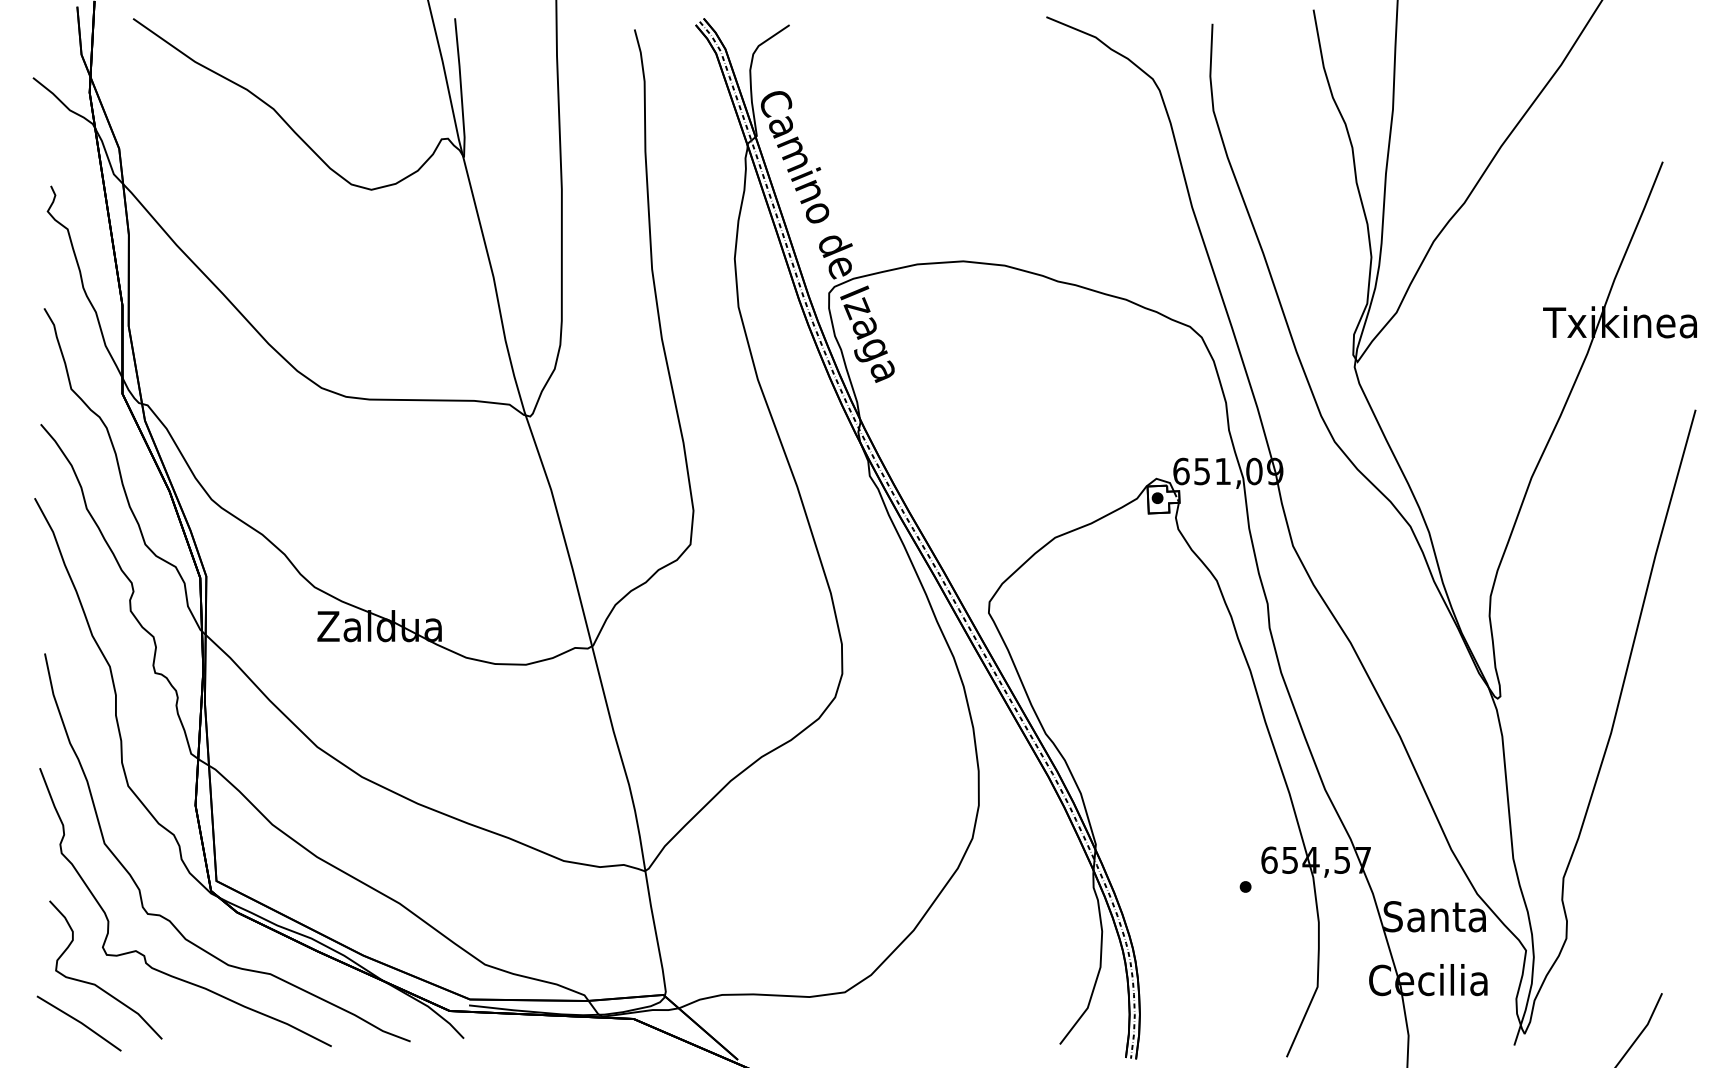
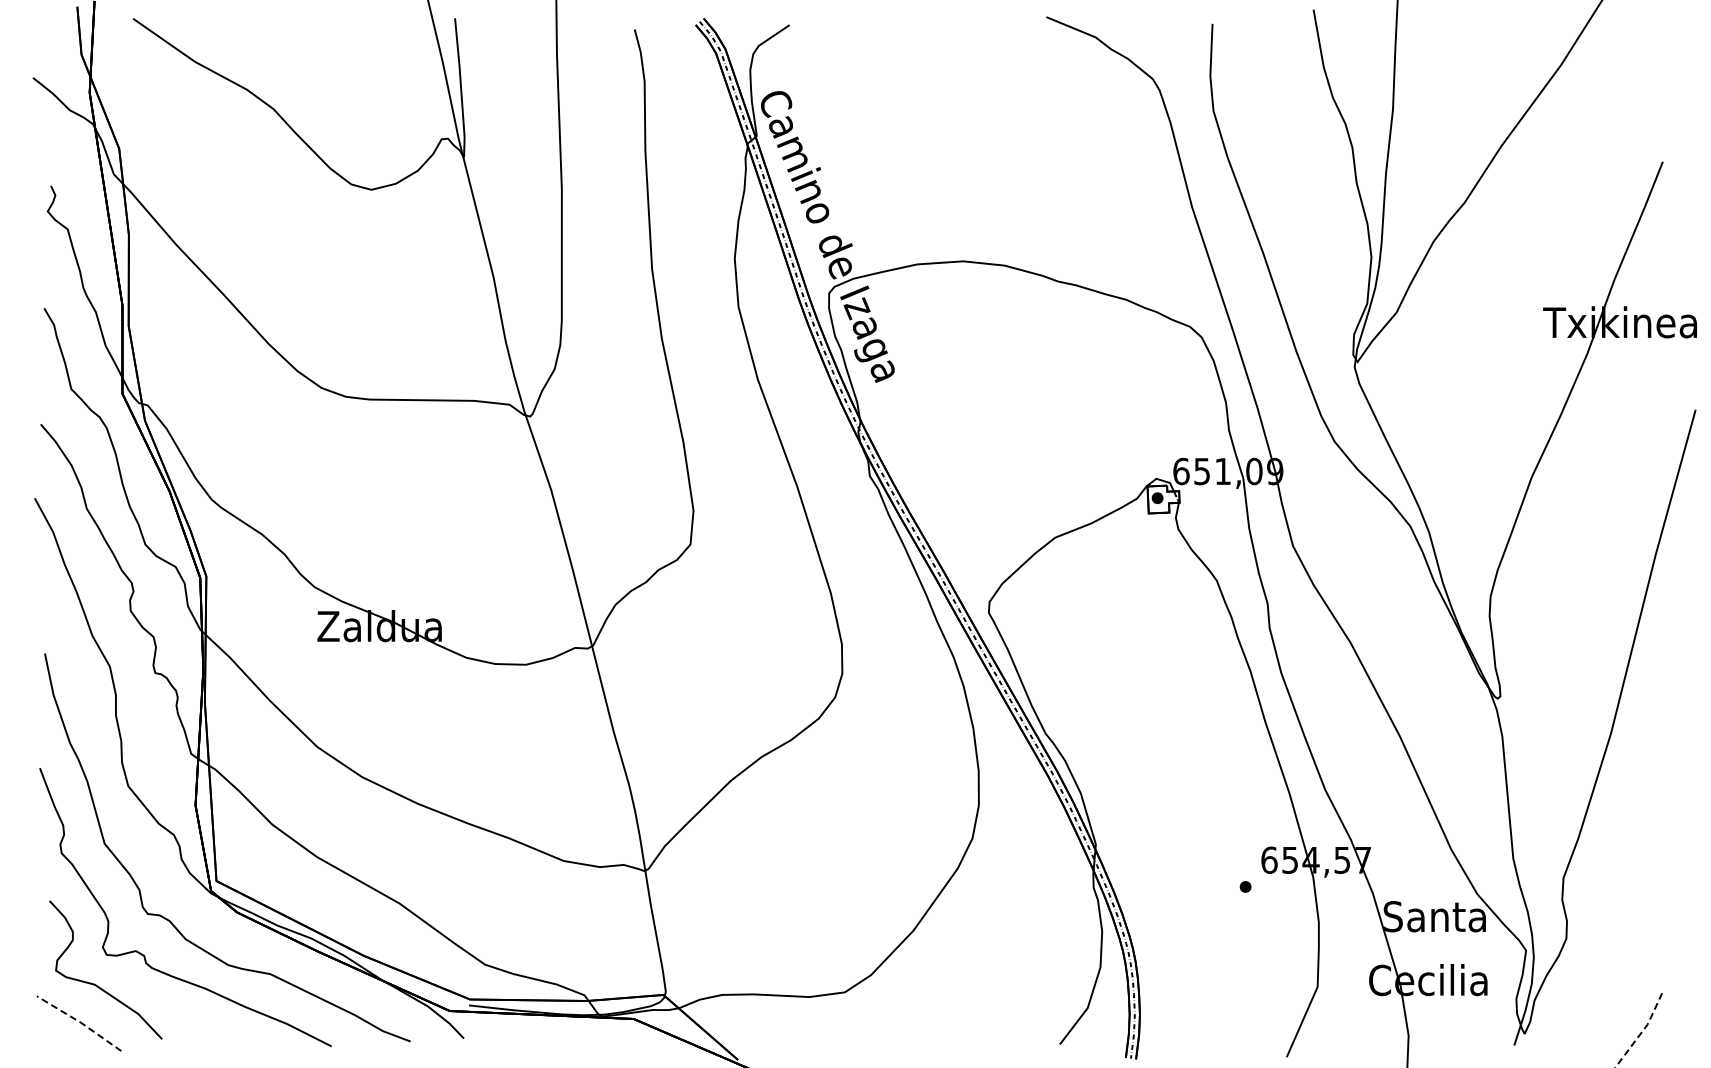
line: solid -> dashed (79, 1022)
line: solid -> dashed (1641, 1032)
